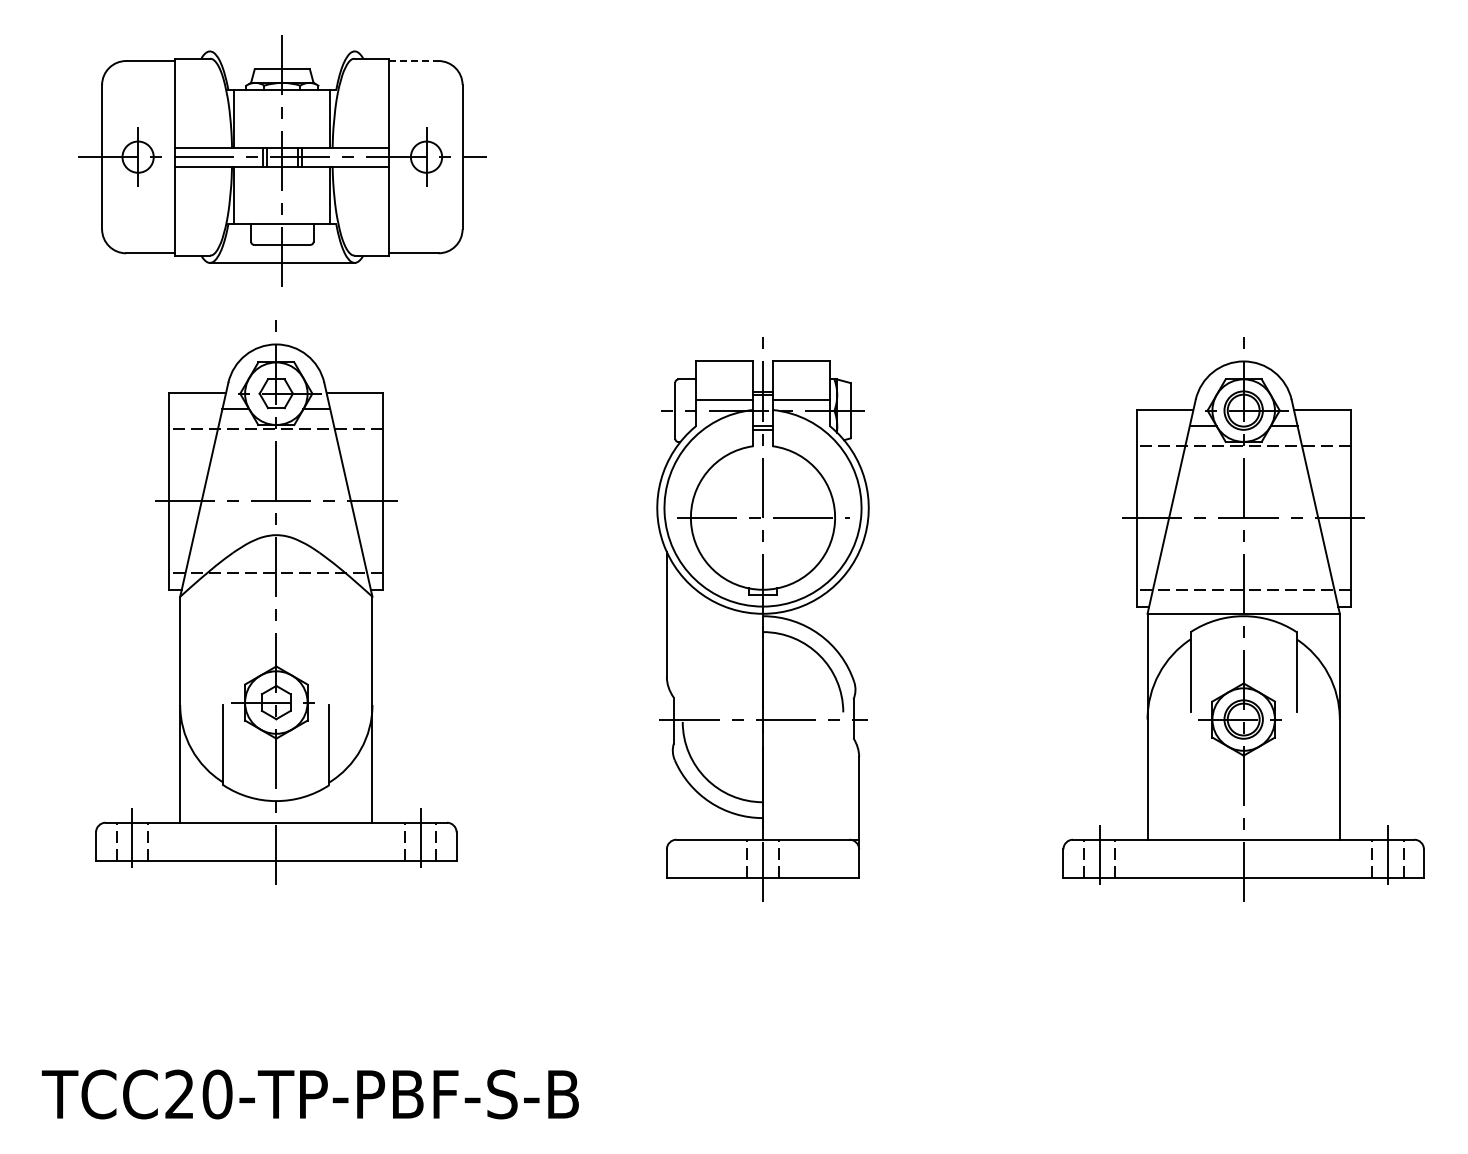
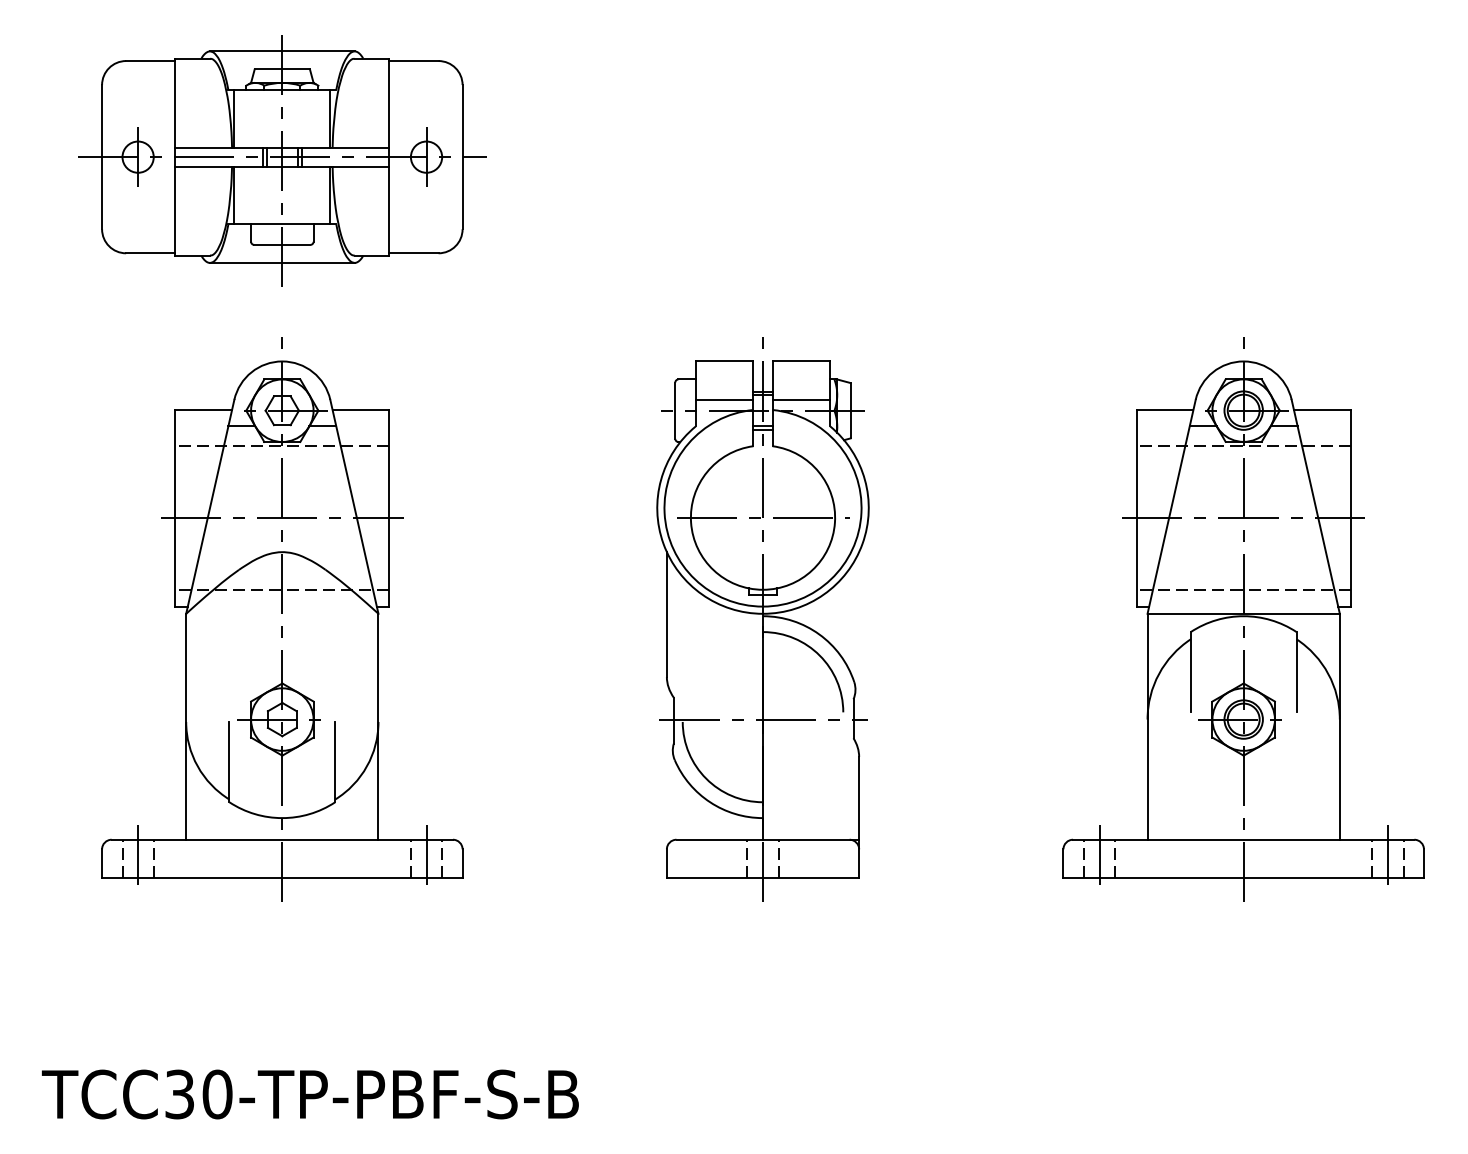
line: none -> present (282, 51)
line: dashed -> solid (413, 61)
part position: (276, 602) -> (282, 619) (282, 619)
text: TCC20-TP-PBF-S-B -> TCC30-TP-PBF-S-B (179, 1094)
